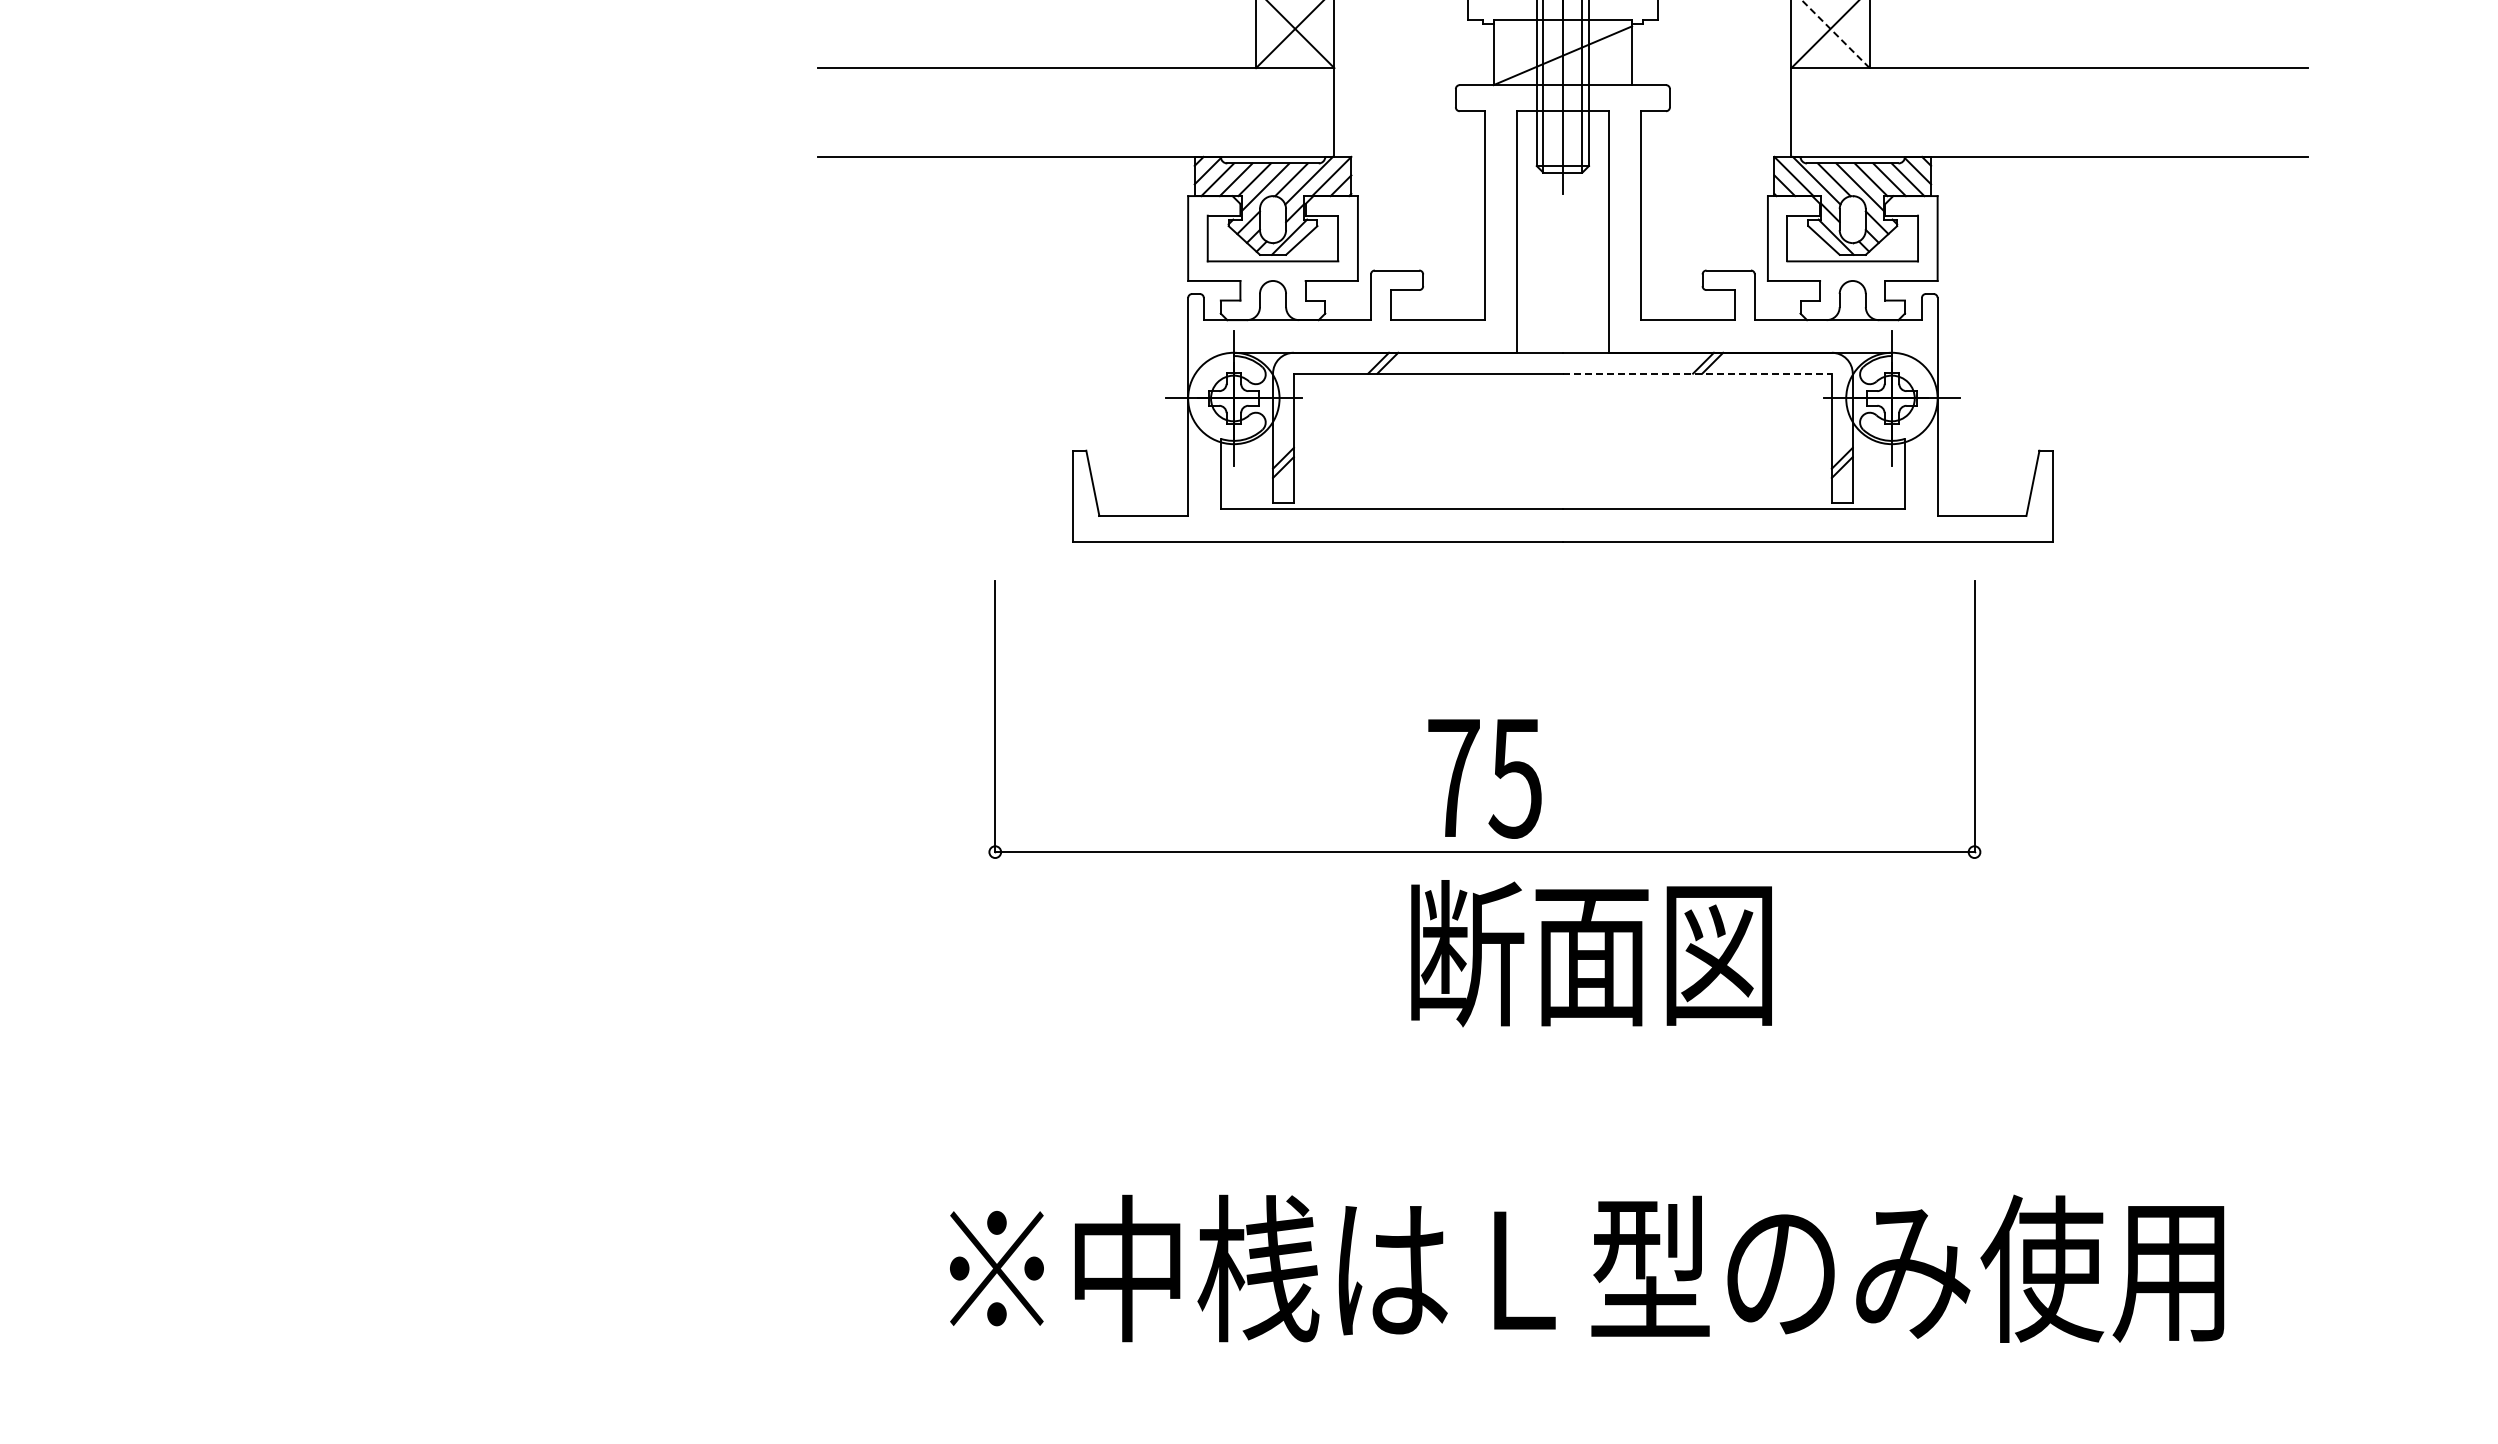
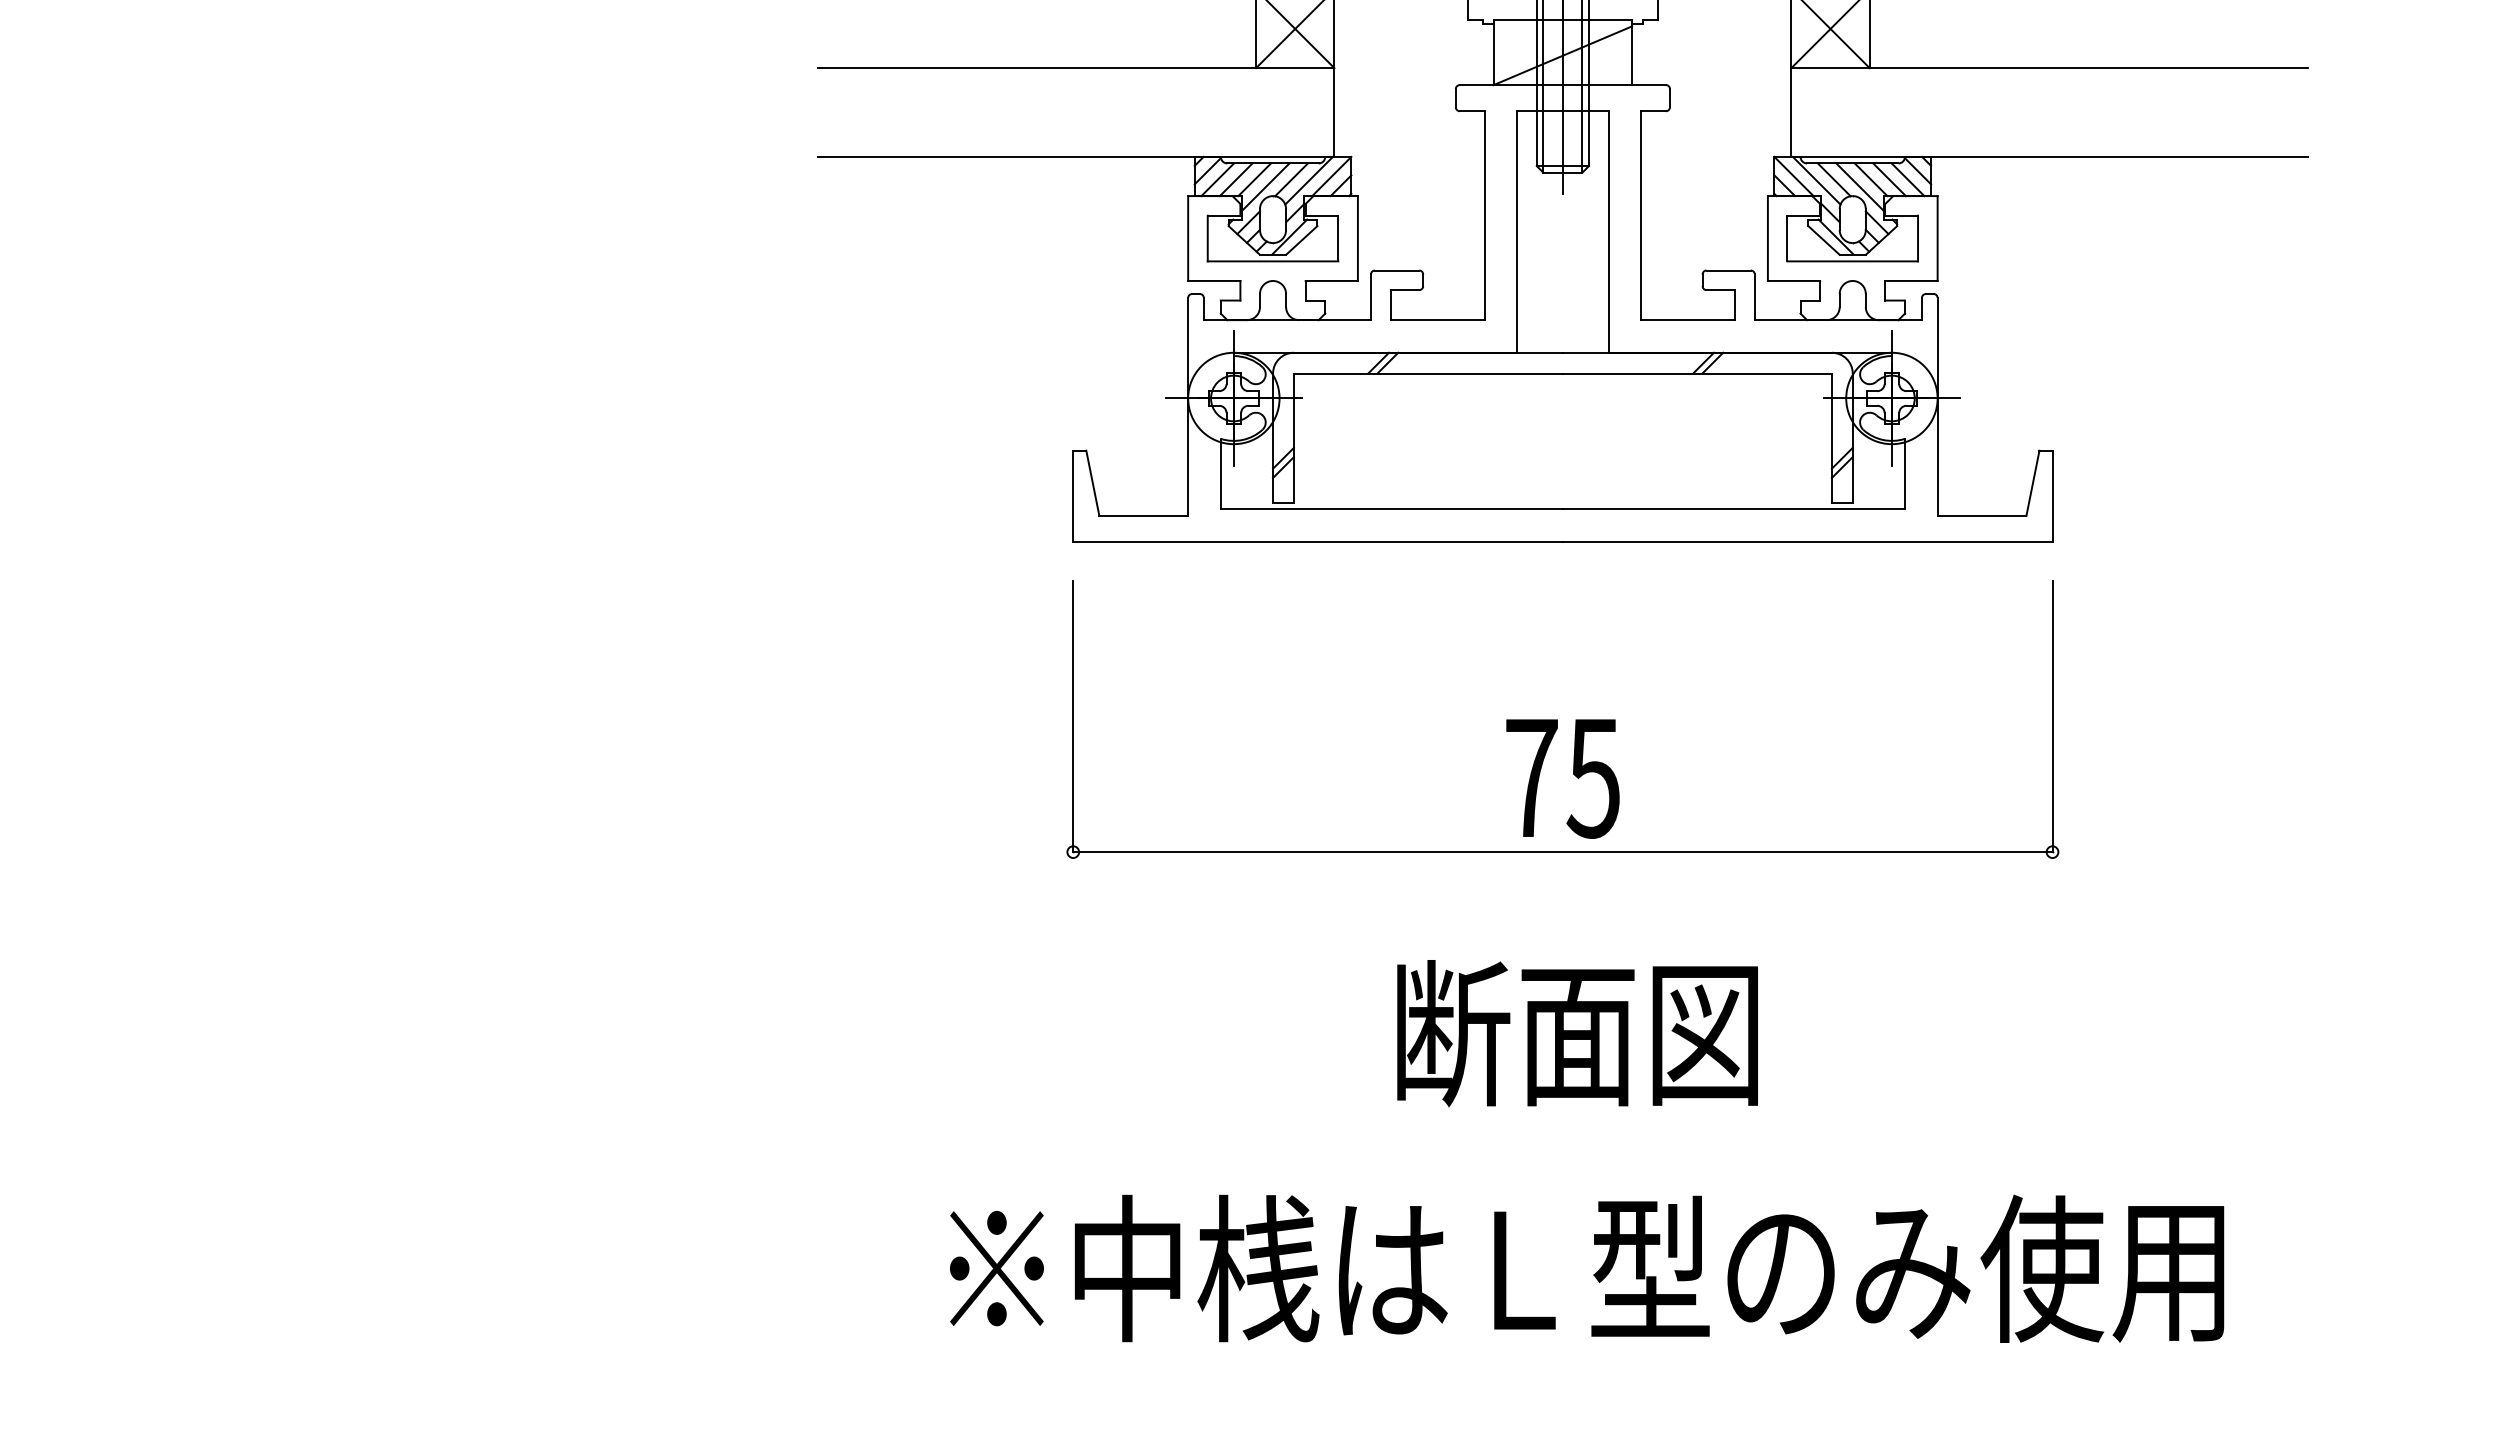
line: dashed -> solid (1835, 34)
line: dashed -> solid (1697, 373)
part position: (1484, 719) -> (1562, 719) (1562, 719)
text position: (1591, 953) -> (1577, 1033) (1577, 1033)
